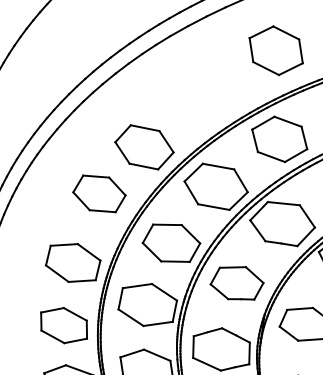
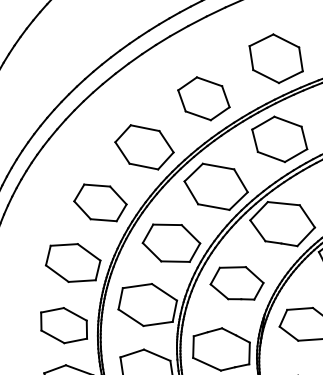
part position: (275, 50) -> (275, 58) (275, 58)
part: none -> present (203, 98)
part position: (99, 193) -> (100, 202) (100, 202)
